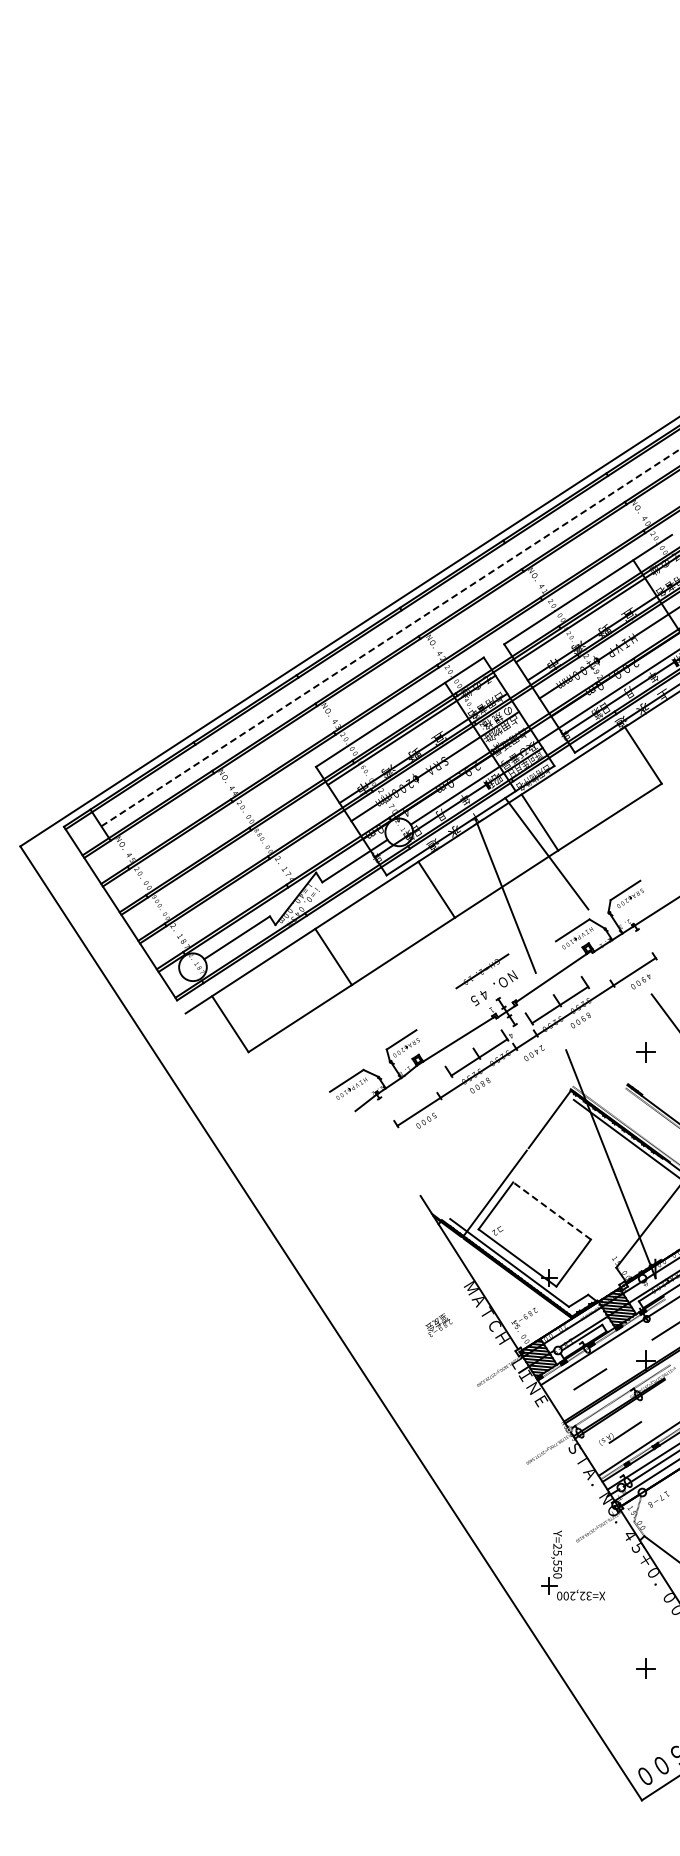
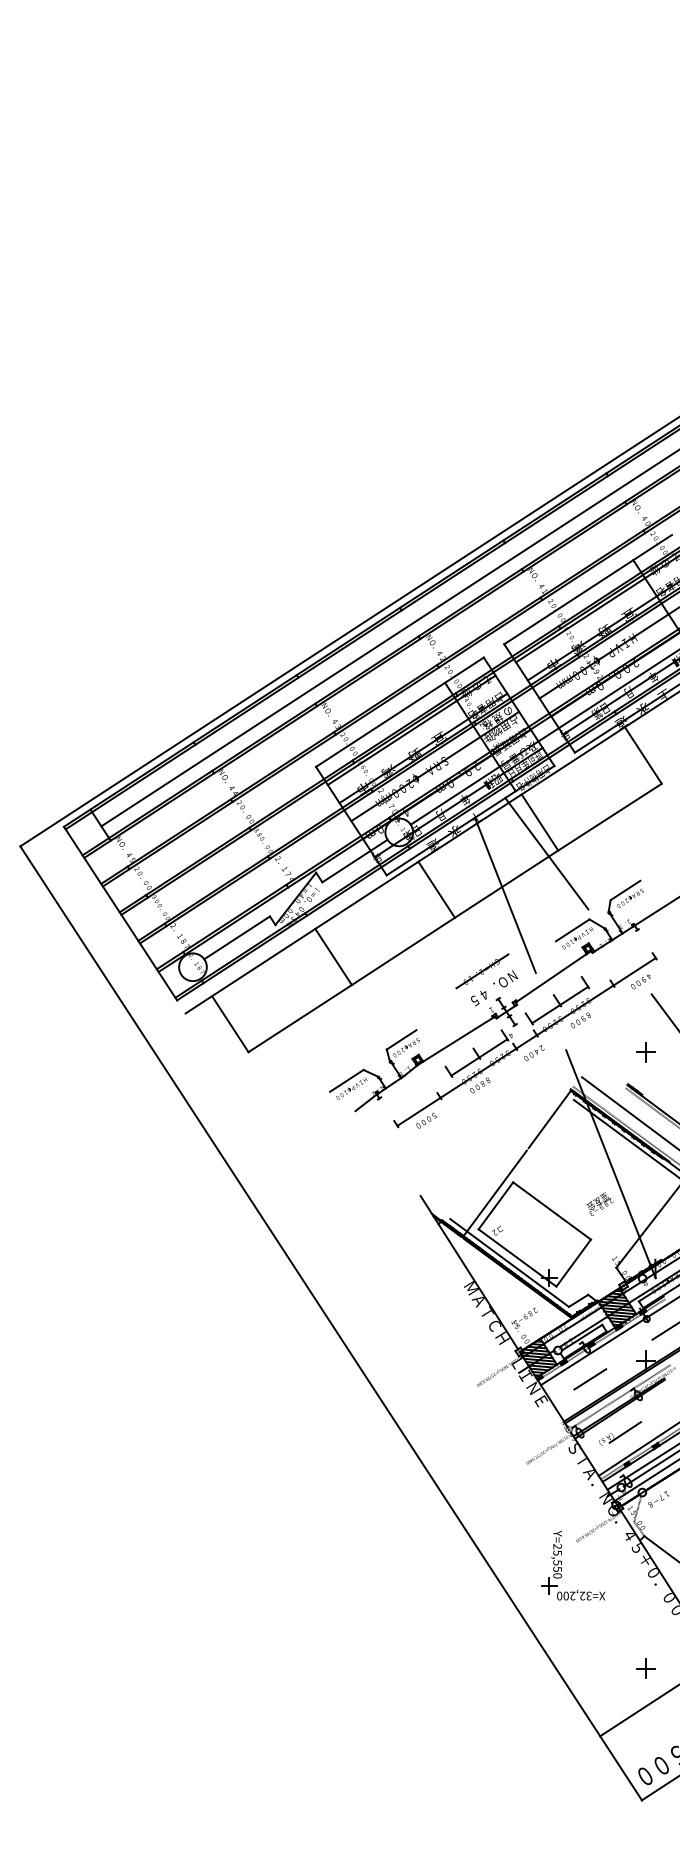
line: dashed -> solid (390, 638)
line: none -> present (629, 1112)
line: dashed -> solid (551, 1210)
text position: (438, 1324) -> (599, 1203) (599, 1203)
line: none -> present (638, 1711)
